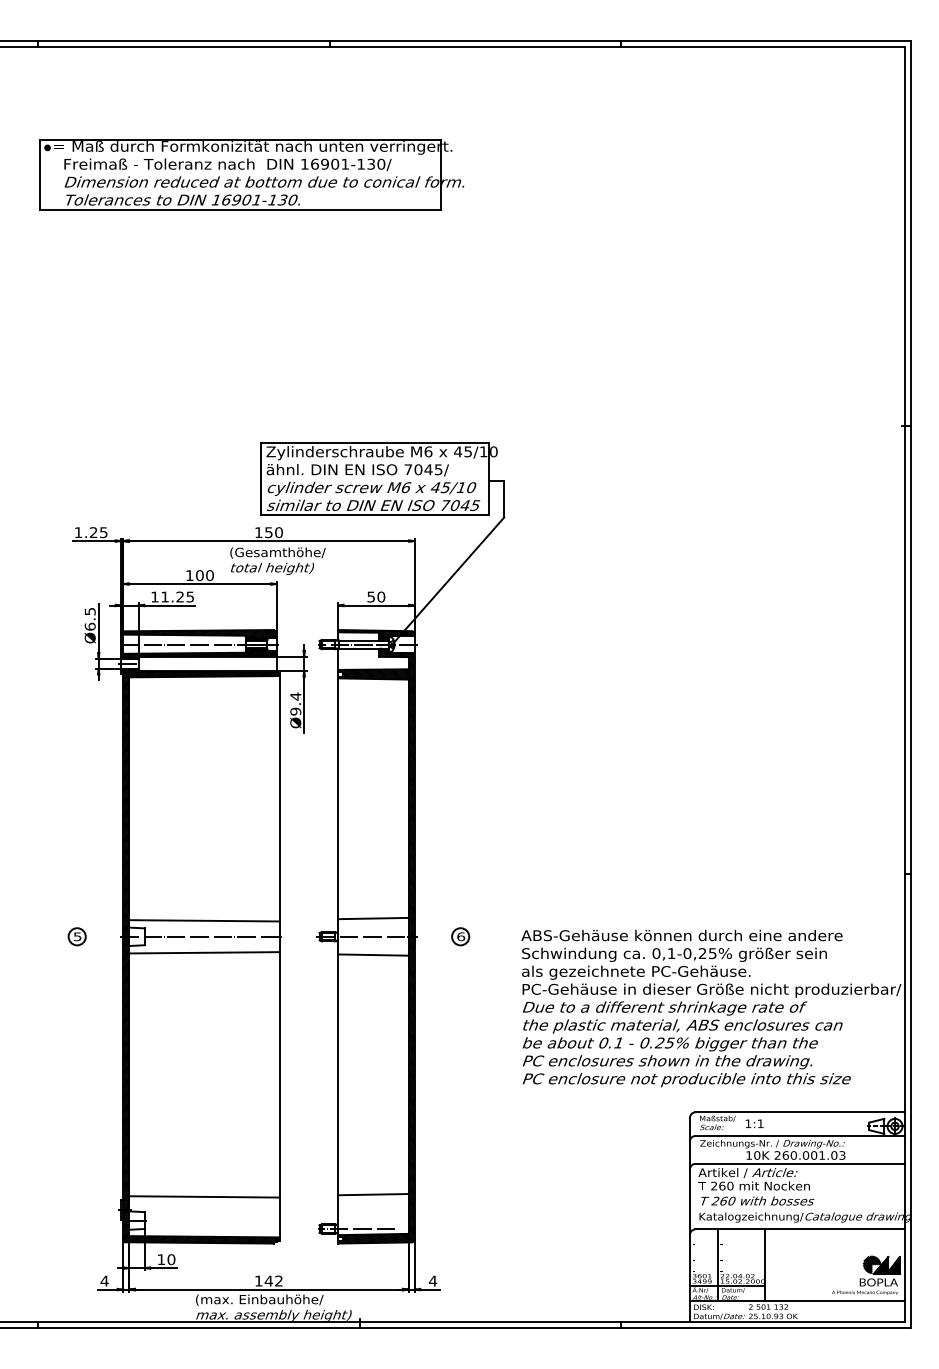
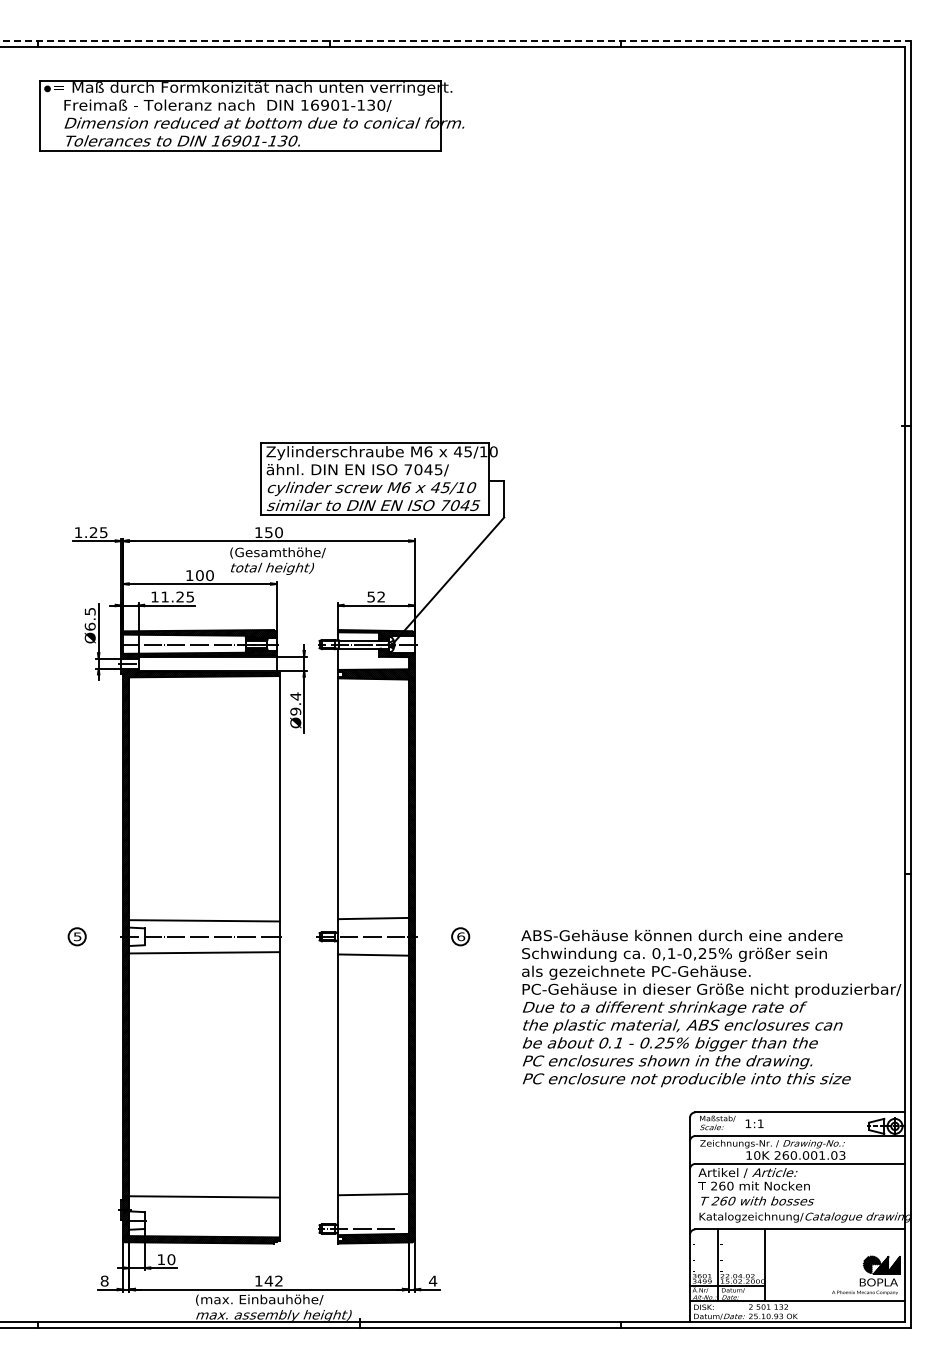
line: solid -> dashed (455, 41)
part position: (251, 174) -> (251, 115) (251, 115)
text: 50 -> 52 (381, 596)
text: 4 -> 8 (104, 1280)
